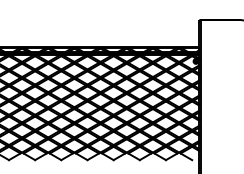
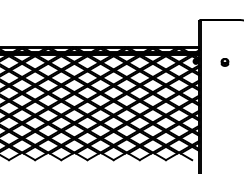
part: none -> present (224, 62)
